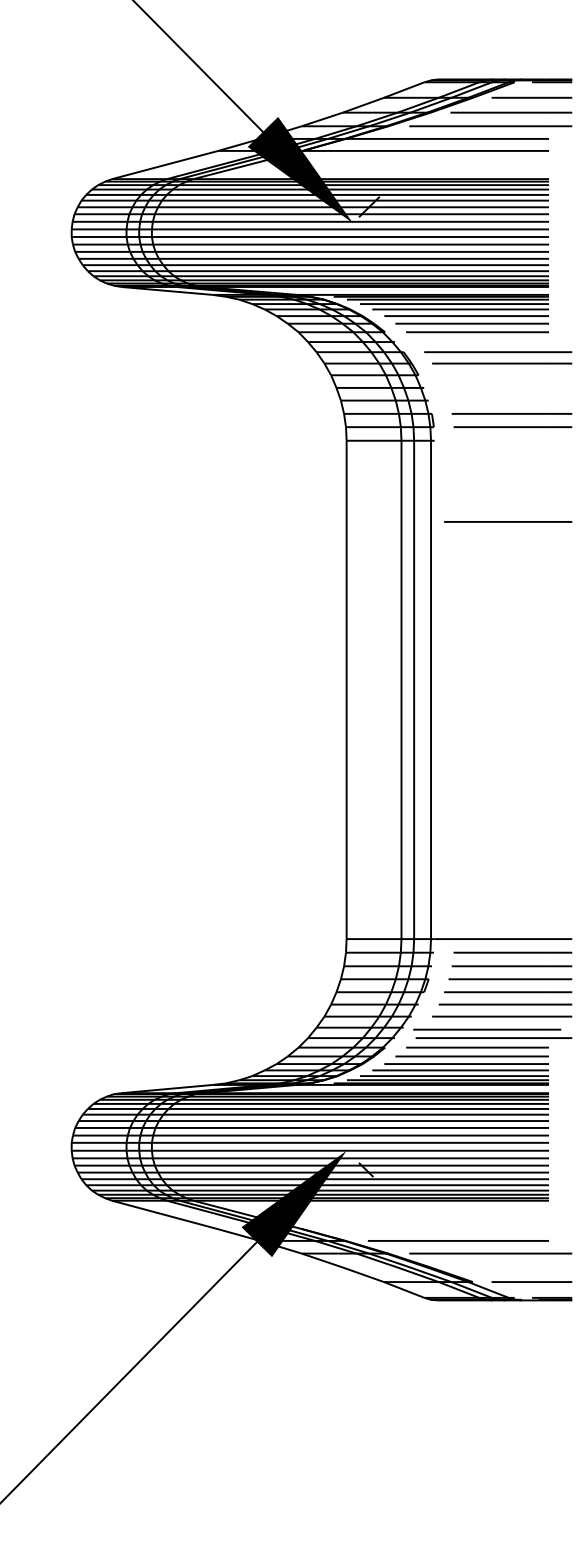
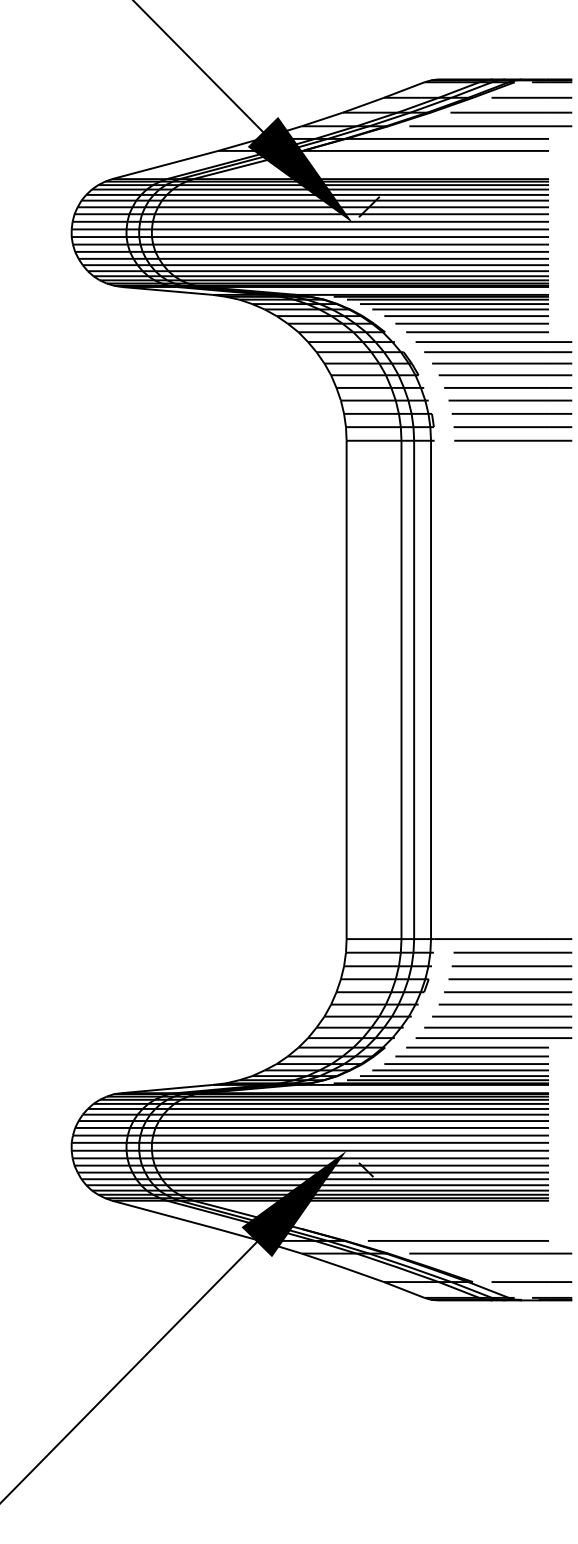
line: none -> present (493, 341)
line: none -> present (505, 375)
line: none -> present (510, 400)
line: none -> present (513, 440)
line position: (508, 521) -> (508, 387) (508, 387)
line position: (487, 1029) -> (498, 1027) (498, 1027)
